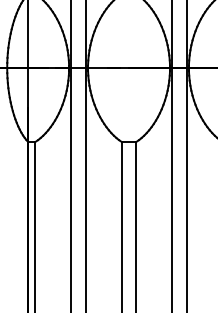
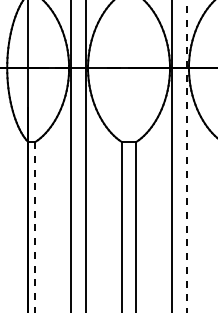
line: solid -> dashed (186, 156)
line: solid -> dashed (35, 226)
